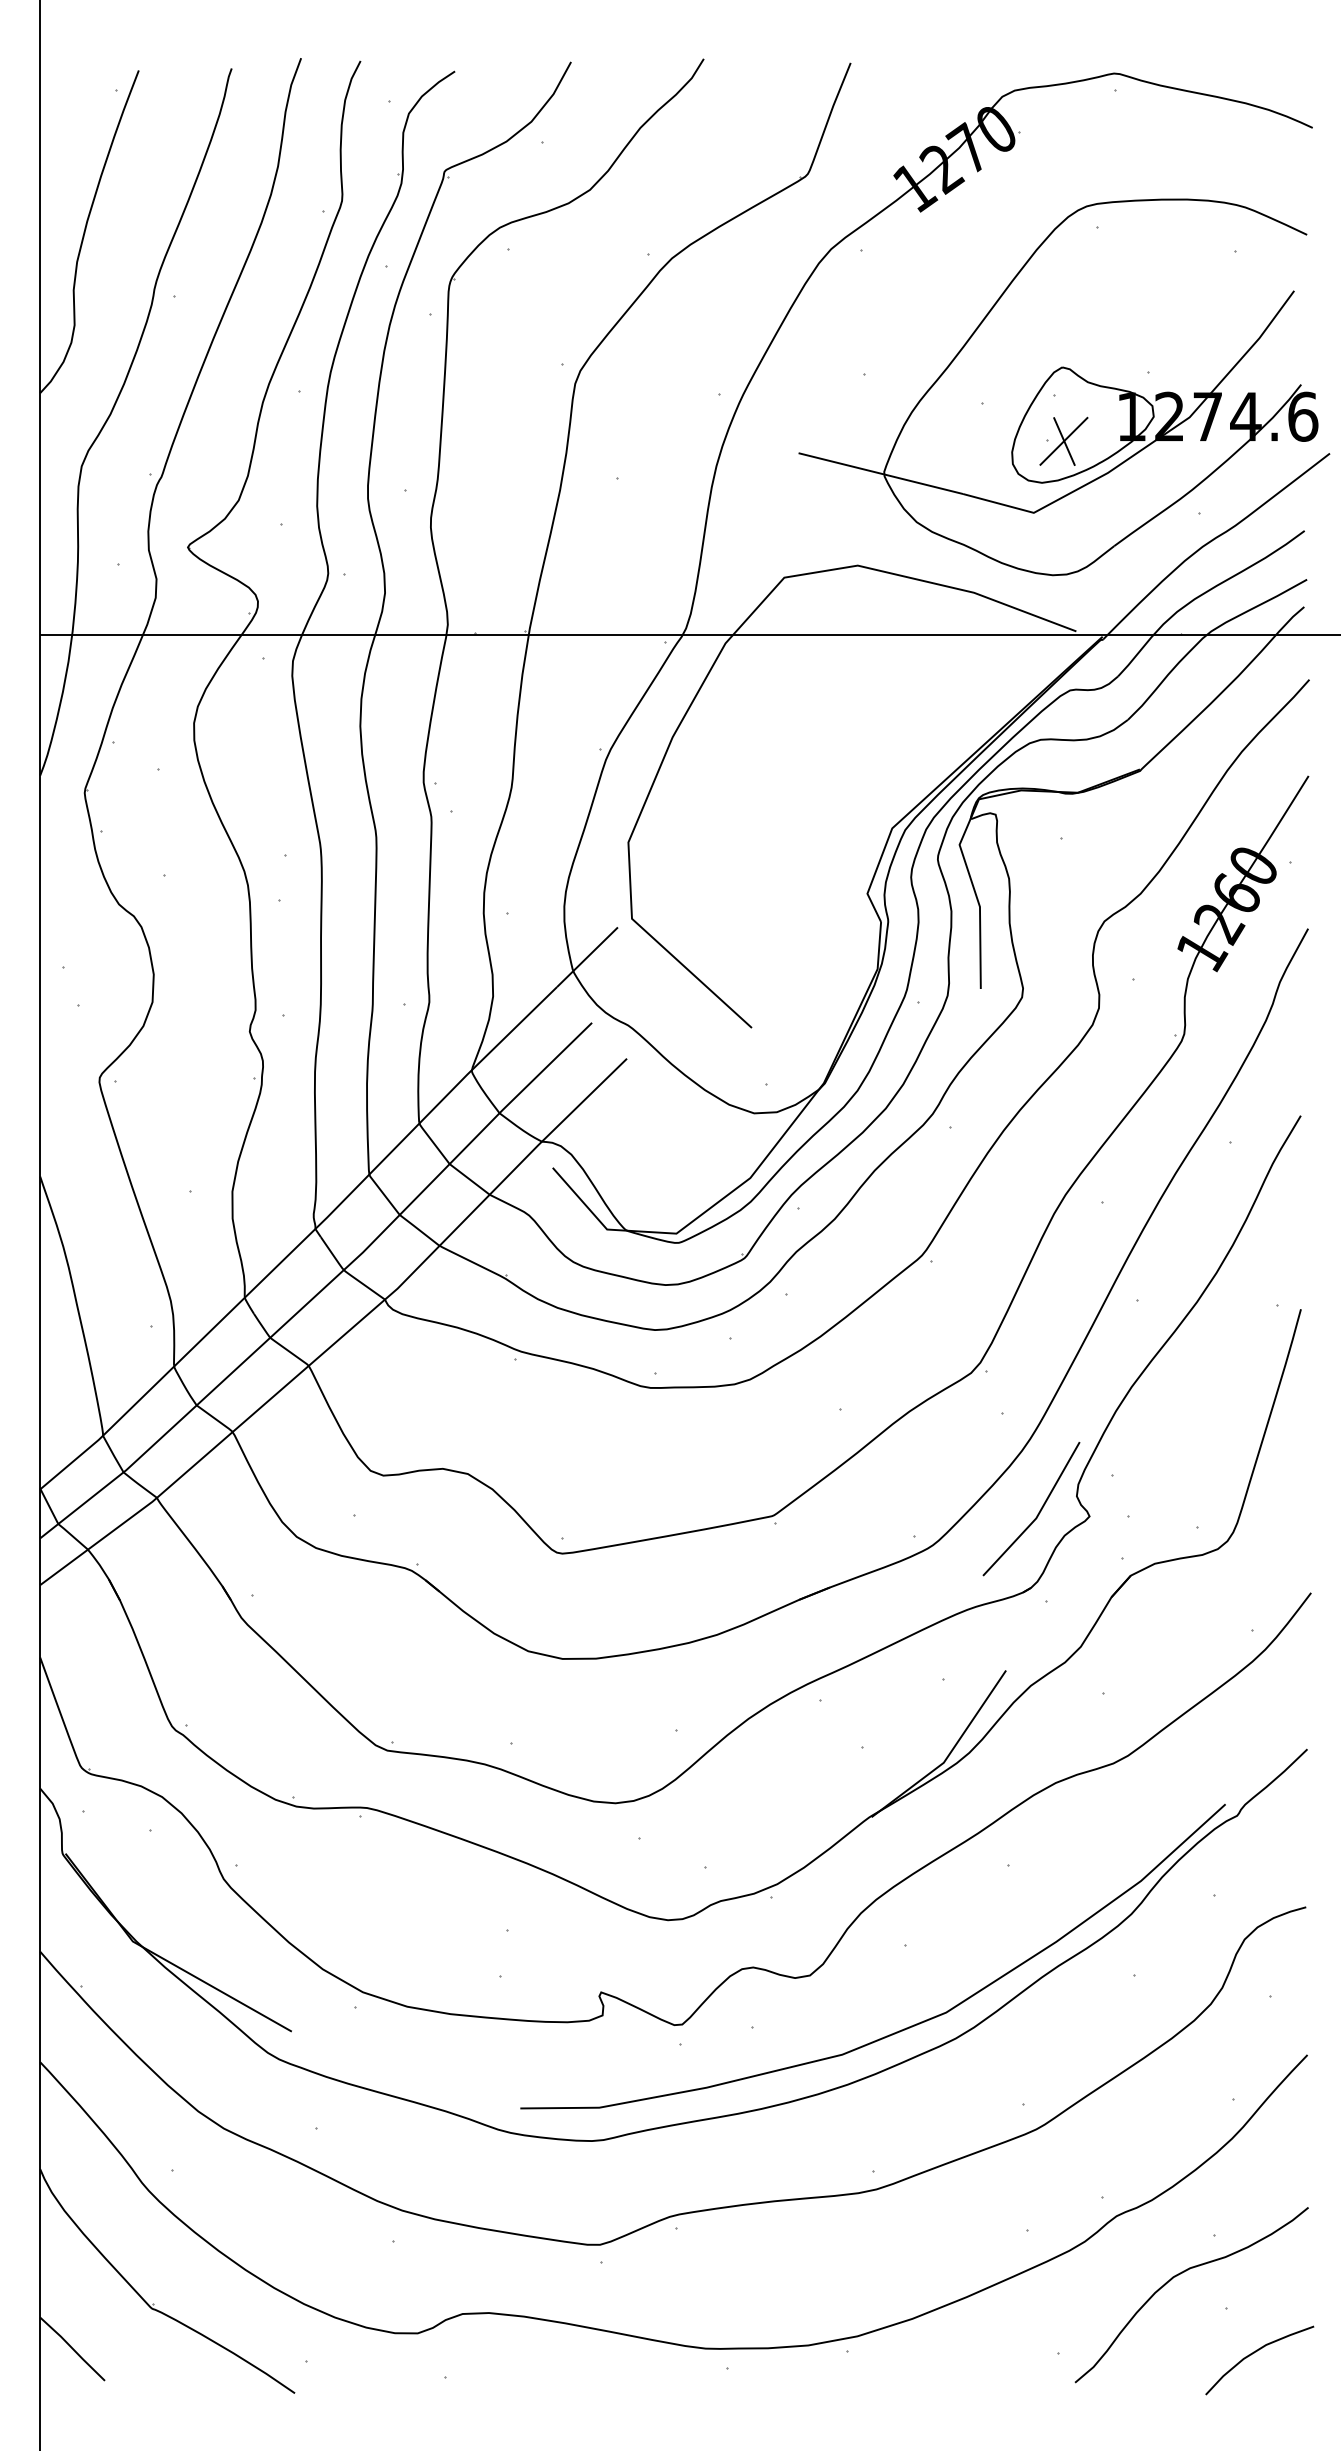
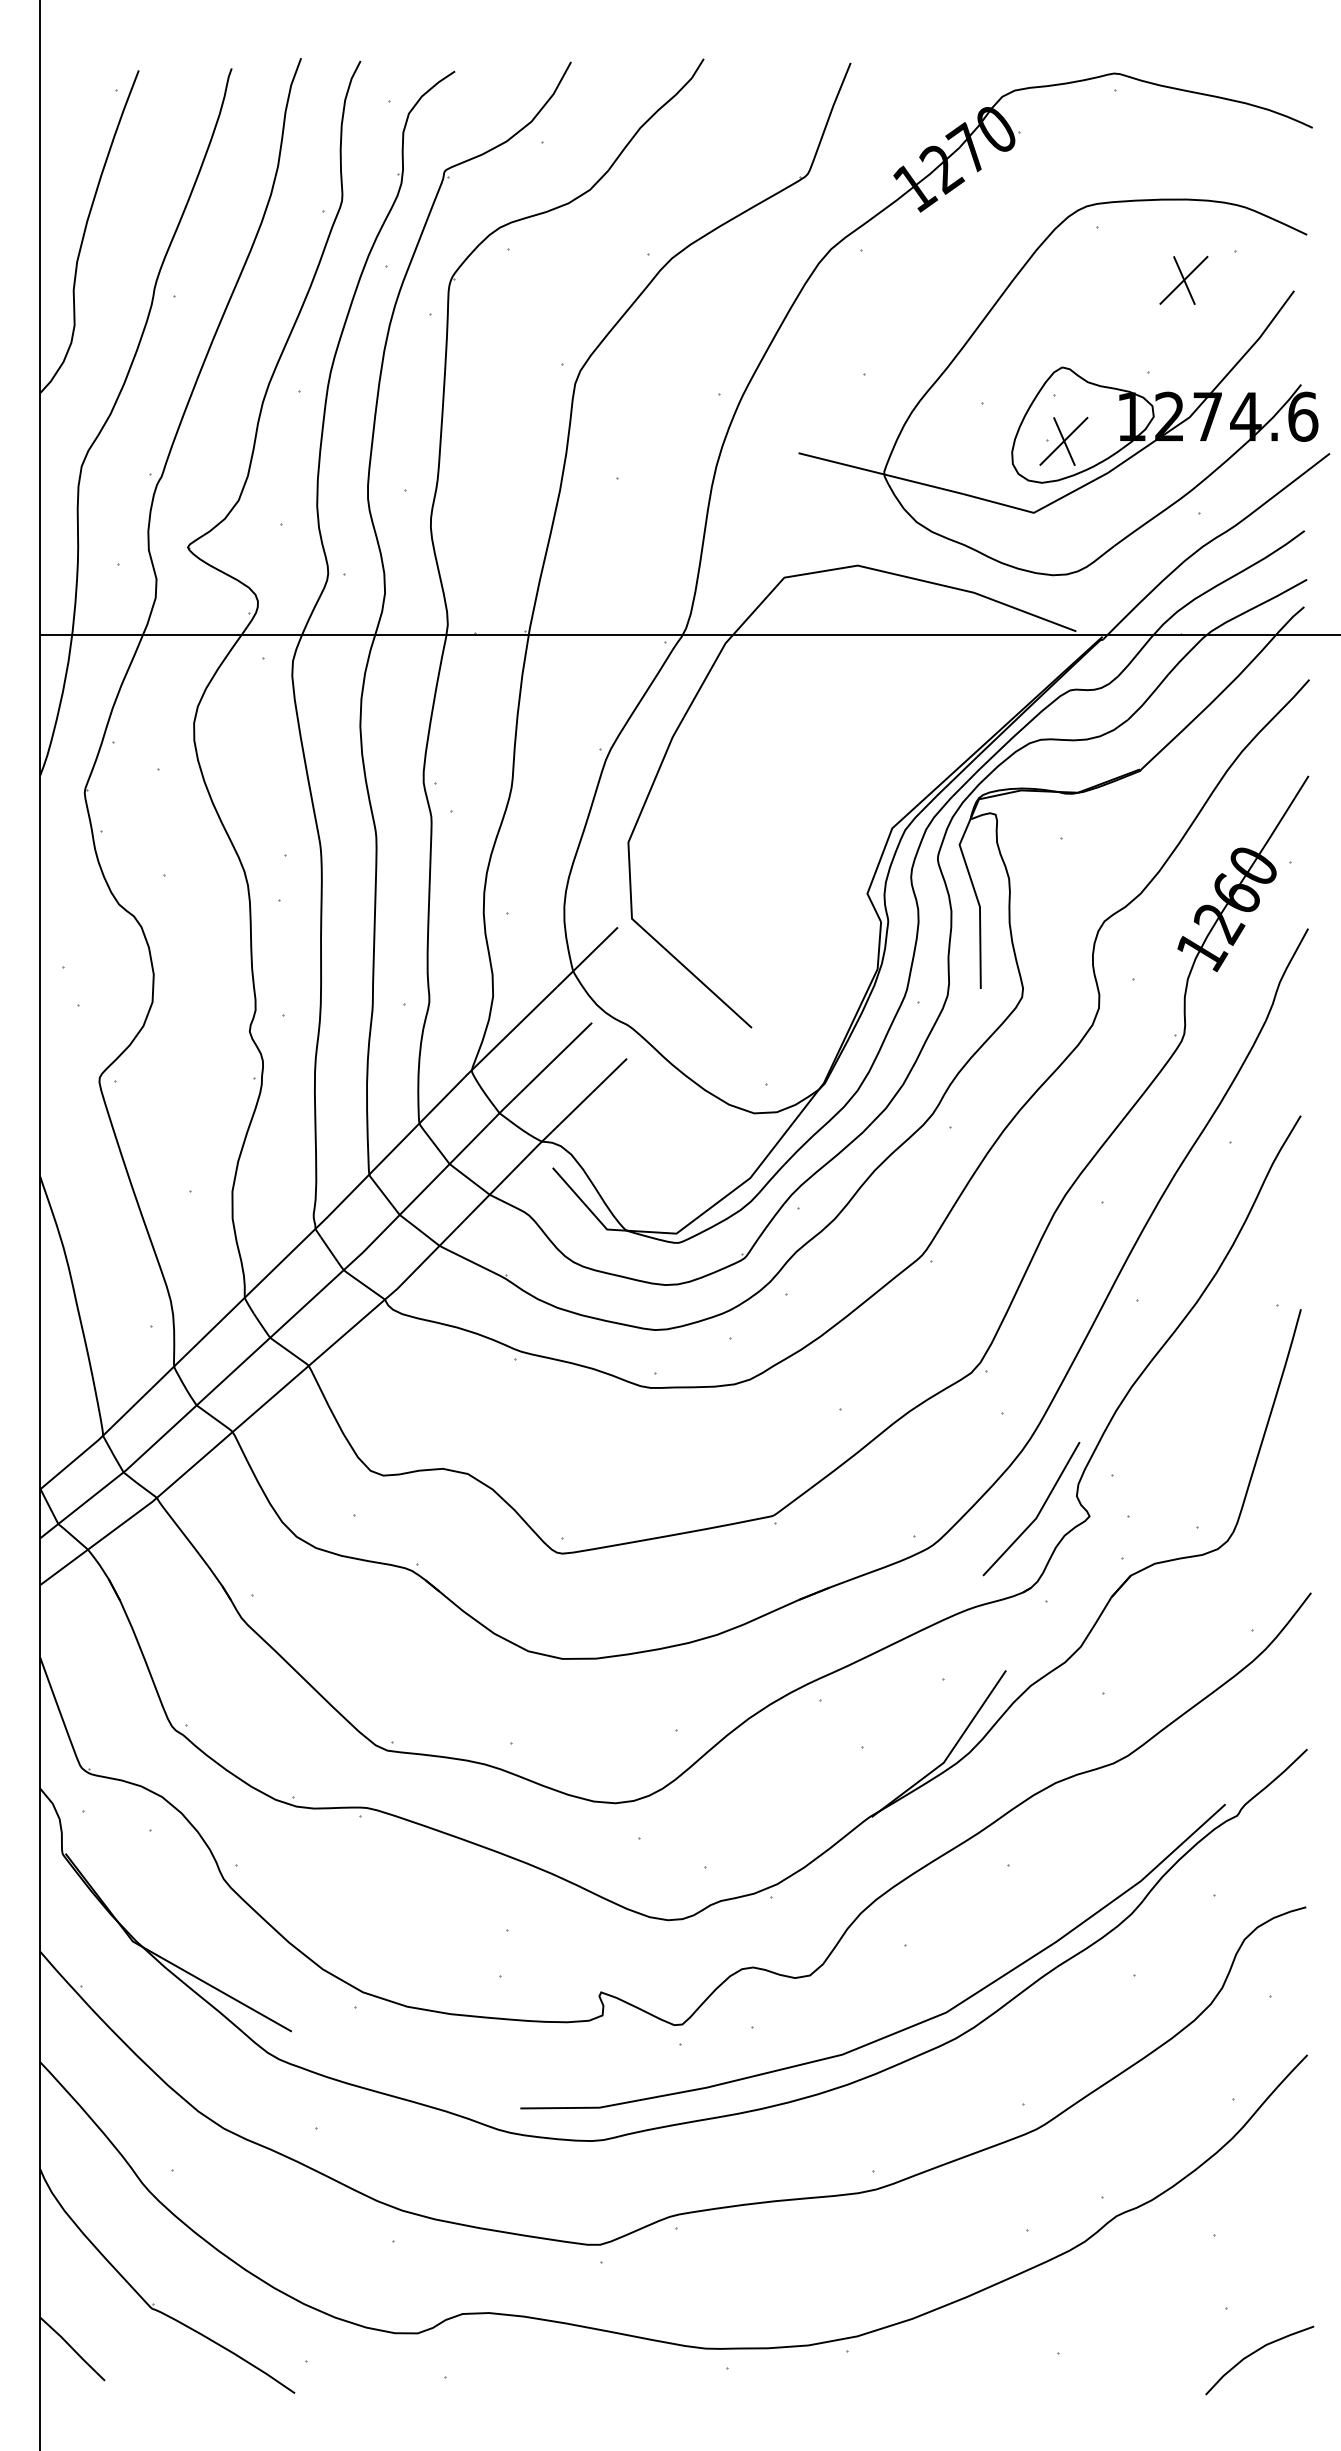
part: none -> present (1183, 279)
curve: present -> none (1177, 2276)
